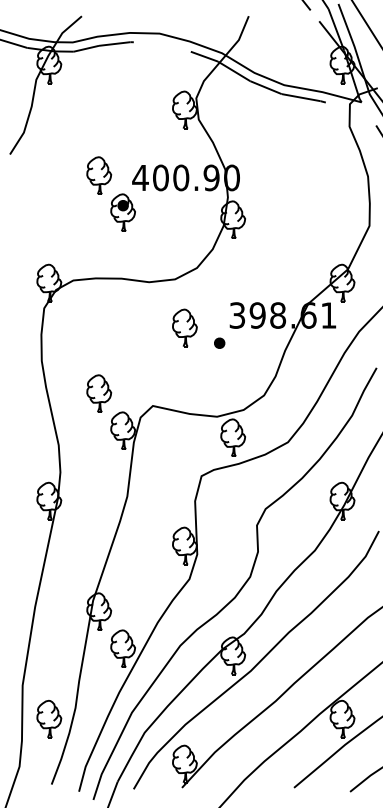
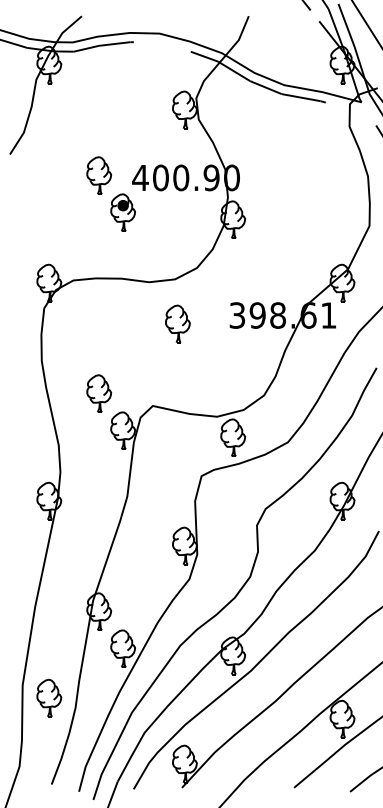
part position: (184, 327) -> (177, 323) (177, 323)
part: present -> none (219, 342)
part position: (49, 718) -> (49, 697) (49, 697)
